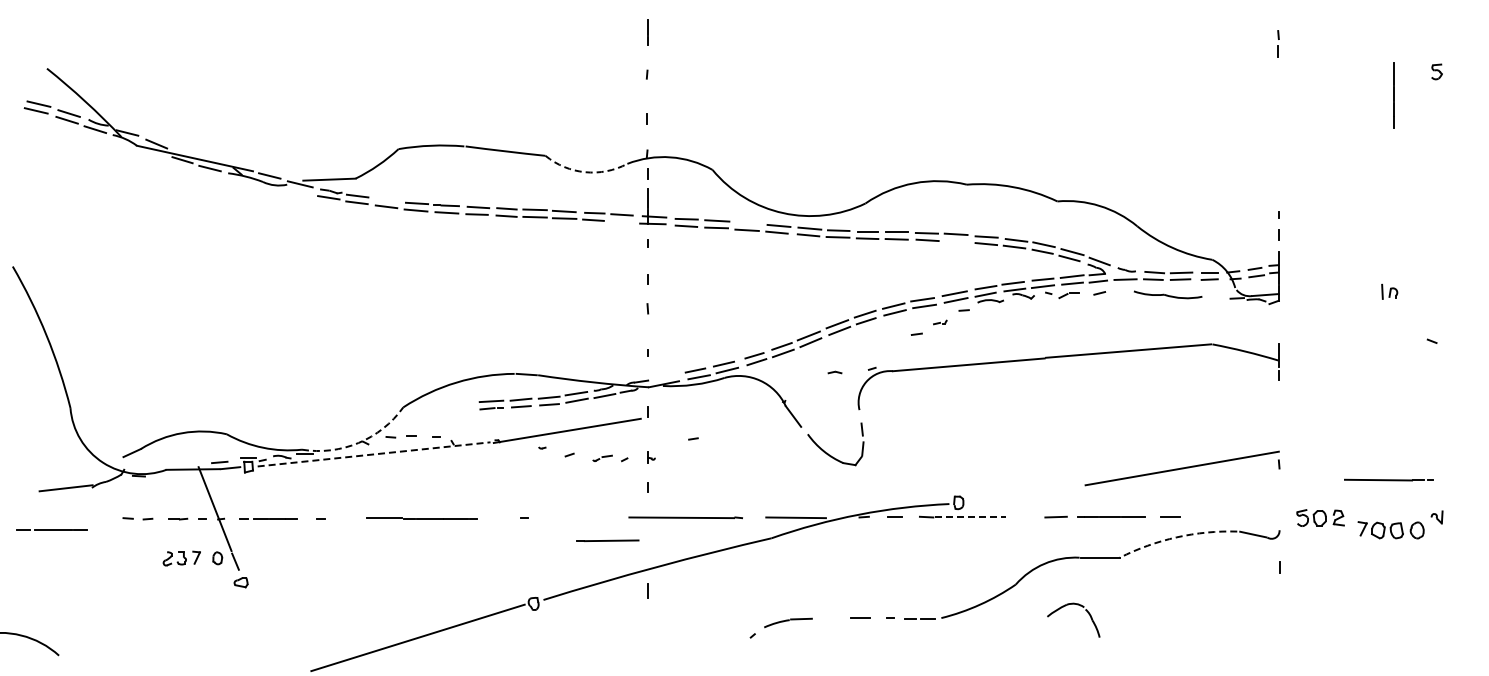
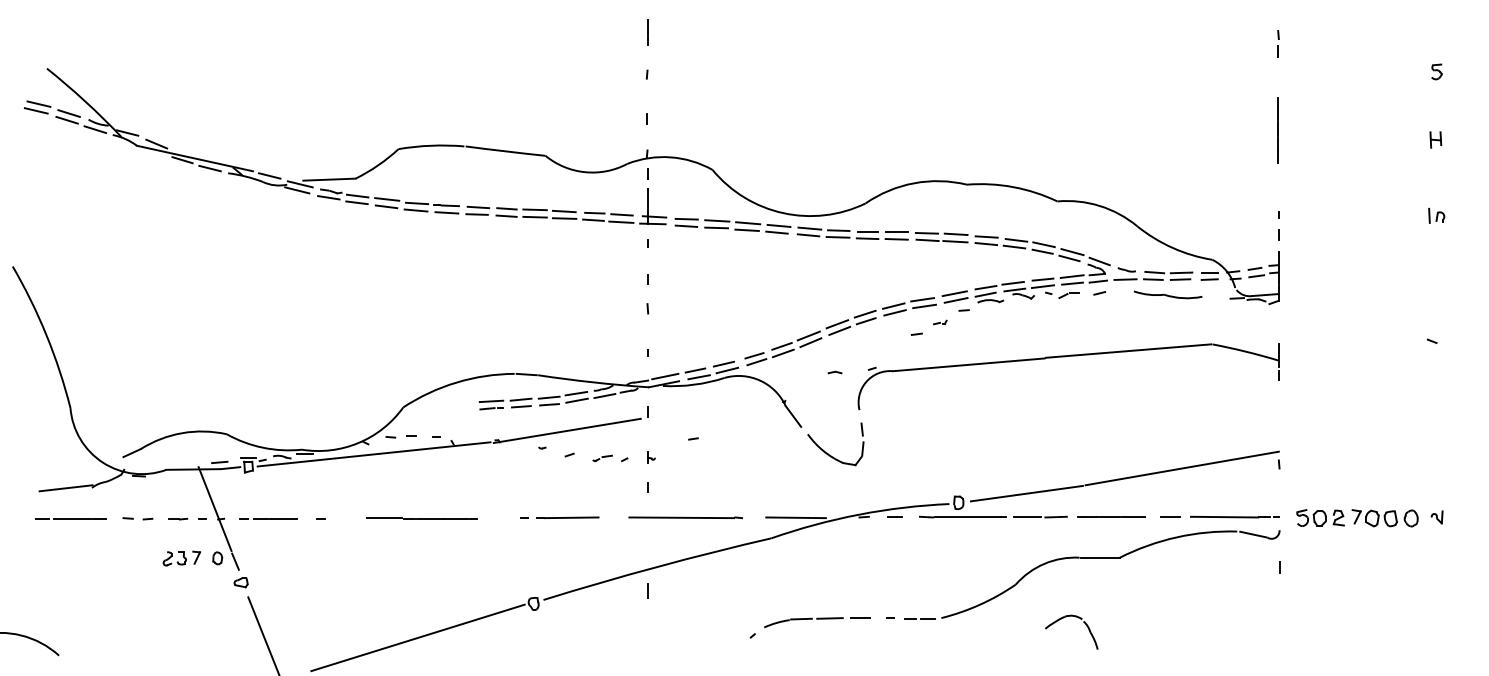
line position: (1393, 95) -> (1277, 130) (1277, 130)
part: none -> present (1435, 139)
arc: dashed -> solid (585, 172)
line: none -> present (297, 190)
line: none -> present (387, 199)
line: none -> present (621, 221)
line: none -> present (748, 223)
line: none -> present (955, 241)
part position: (1389, 291) -> (1436, 215) (1436, 215)
line: none -> present (665, 376)
arc: dashed -> solid (358, 442)
line: dashed -> solid (374, 454)
line position: (1388, 479) -> (1234, 516) (1234, 516)
line: none -> present (1026, 493)
line: dashed -> solid (970, 517)
line: none -> present (1027, 517)
line position: (51, 529) -> (70, 518) (70, 518)
part position: (1390, 530) -> (1384, 518) (1384, 518)
arc: dashed -> solid (1176, 537)
line position: (607, 540) -> (567, 517) (567, 517)
part position: (1077, 605) -> (1075, 617) (1075, 617)
line: none -> present (829, 618)
line: none -> present (263, 634)
